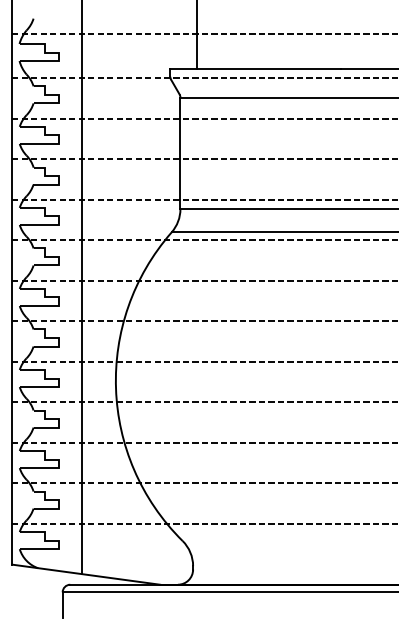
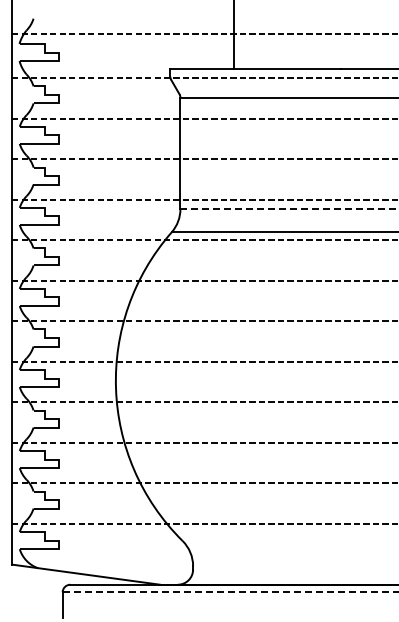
line position: (196, 35) -> (233, 35) (233, 35)
line: solid -> dashed (290, 209)
line: present -> none (82, 288)
line: solid -> dashed (230, 592)
